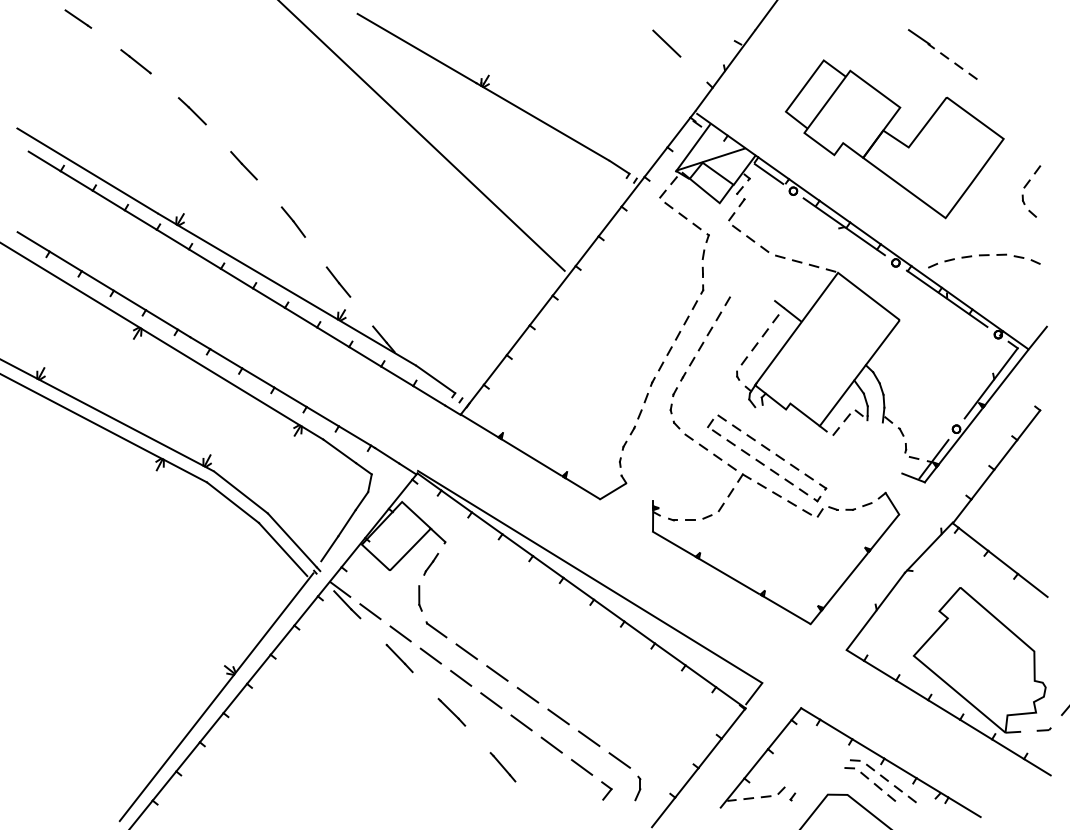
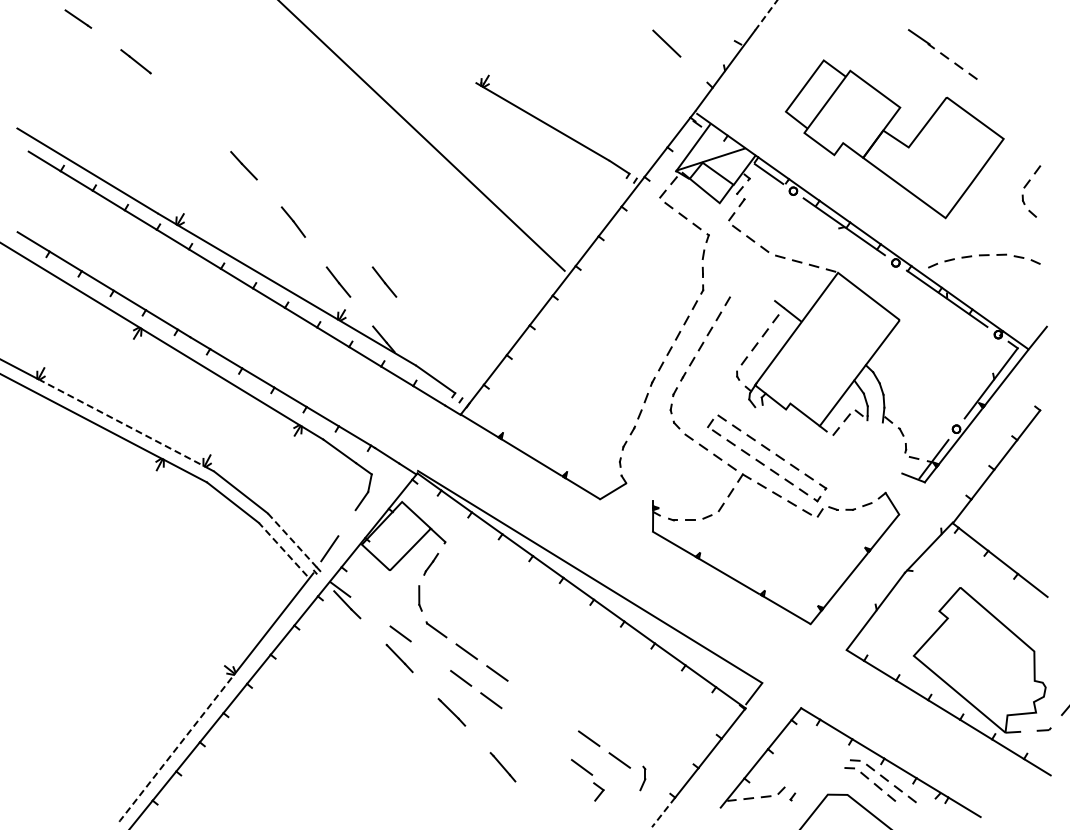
line: solid -> dashed (765, 15)
line: present -> none (416, 48)
line: present -> none (191, 111)
line: none -> present (384, 281)
line: solid -> dashed (120, 422)
line: present -> none (346, 523)
line: solid -> dashed (292, 540)
line: solid -> dashed (283, 549)
line: present -> none (370, 611)
line: present -> none (430, 655)
line: present -> none (527, 695)
line: present -> none (558, 716)
line: present -> none (521, 722)
line: present -> none (551, 744)
line: solid -> dashed (175, 749)
part position: (637, 788) -> (642, 778) (642, 778)
part position: (606, 790) -> (598, 791) (598, 791)
line: solid -> dashed (663, 812)
